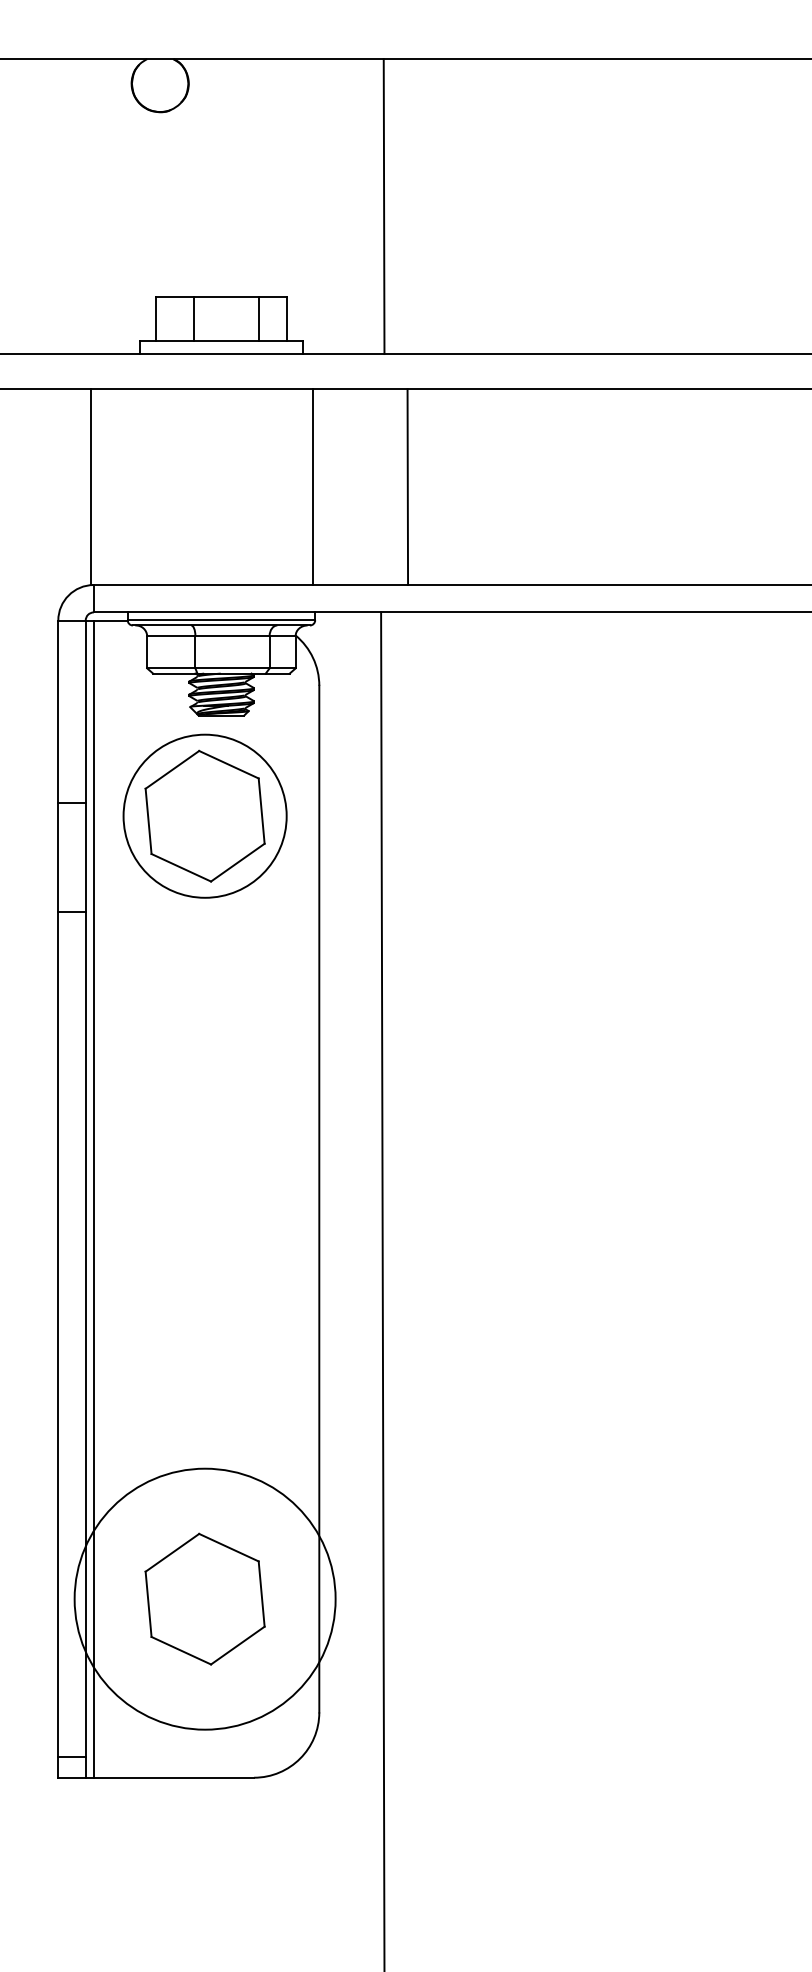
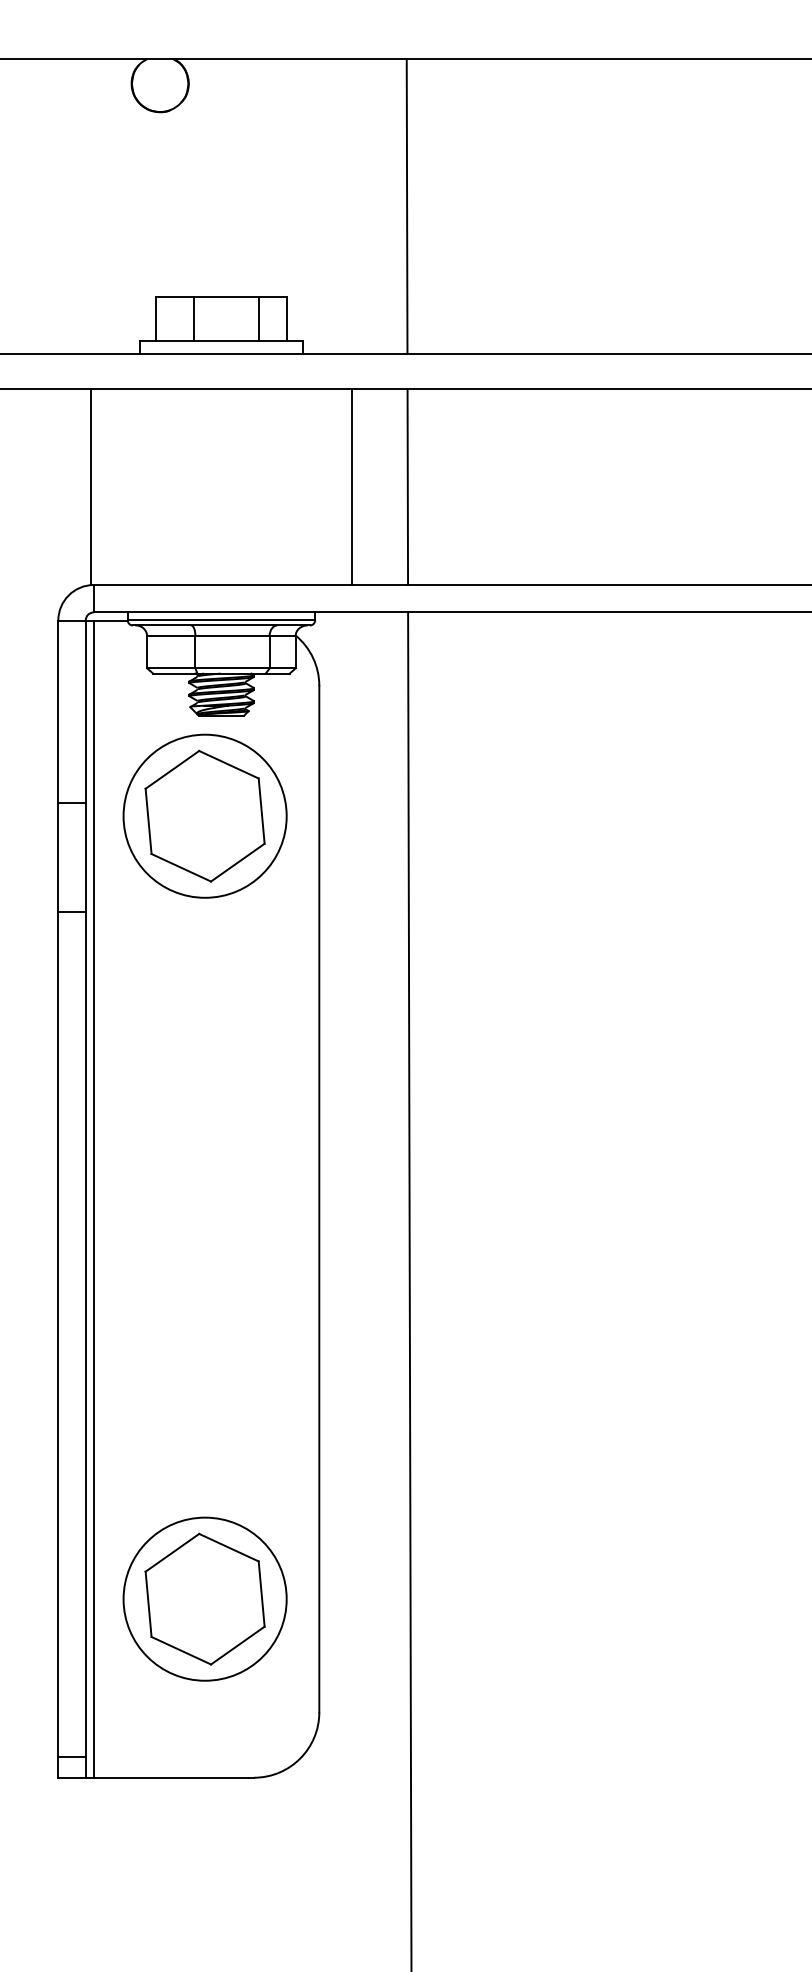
line position: (383, 206) -> (406, 206) (406, 206)
line position: (312, 487) -> (351, 487) (351, 487)
line position: (382, 1290) -> (409, 1290) (409, 1290)
circle diameter: 261 px -> 163 px (204, 1598)
